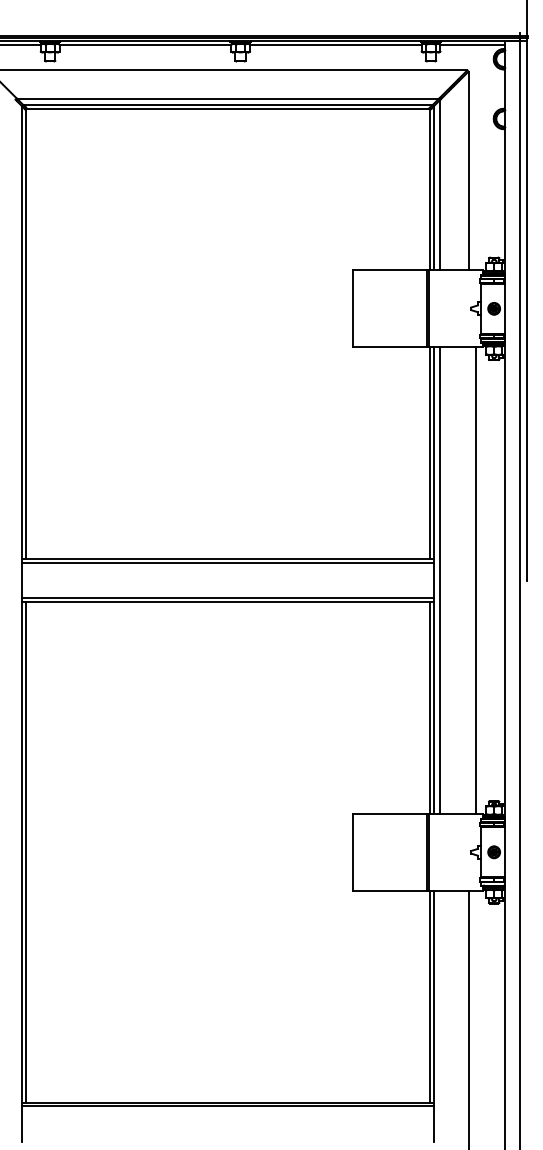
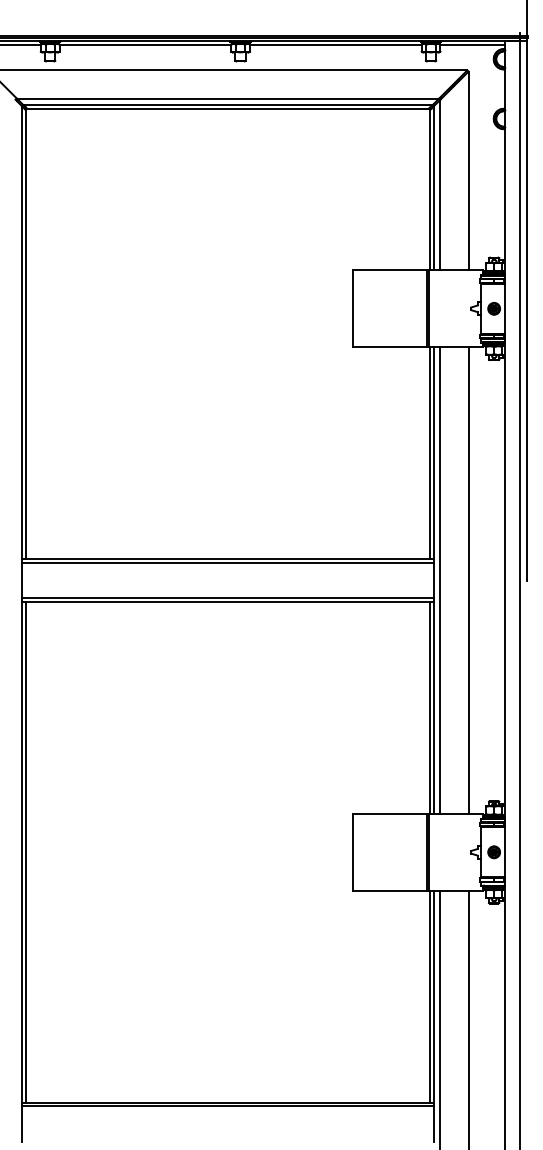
line position: (475, 580) -> (468, 580) (468, 580)
line: none -> present (440, 1018)
